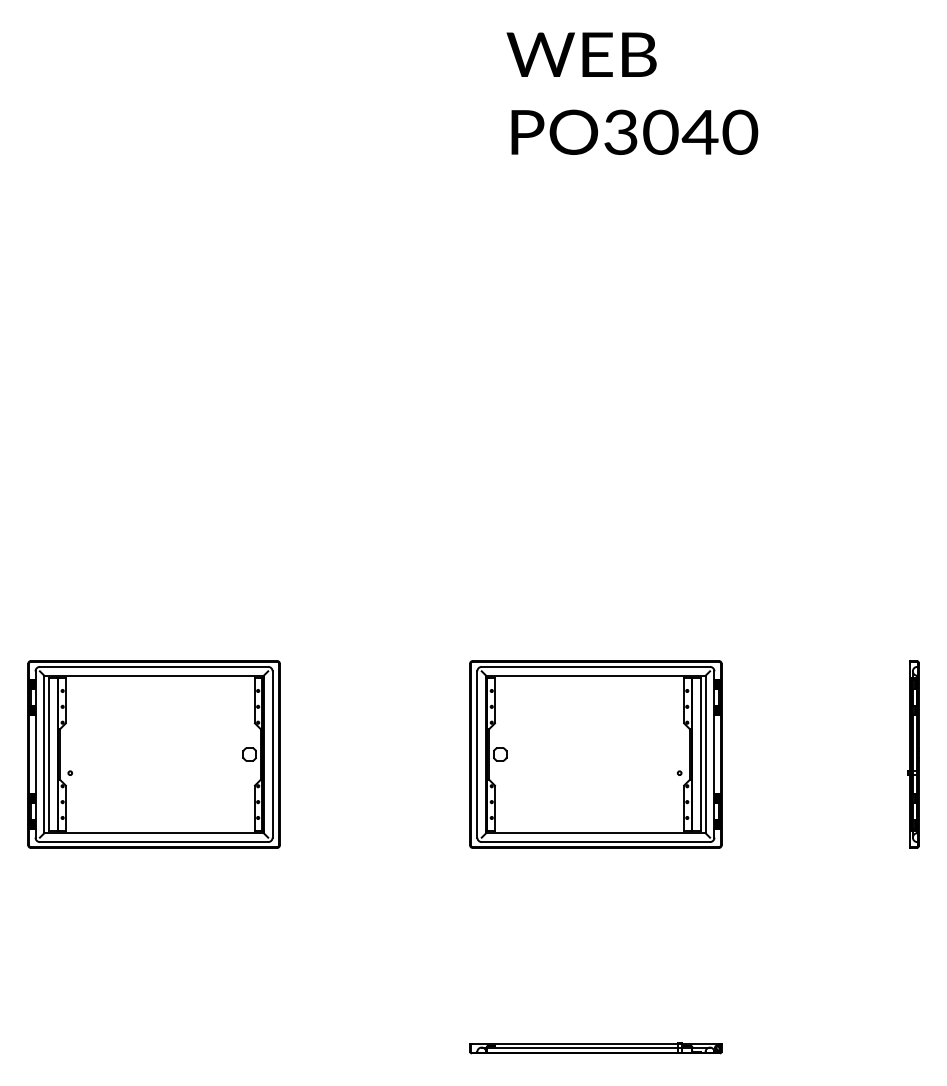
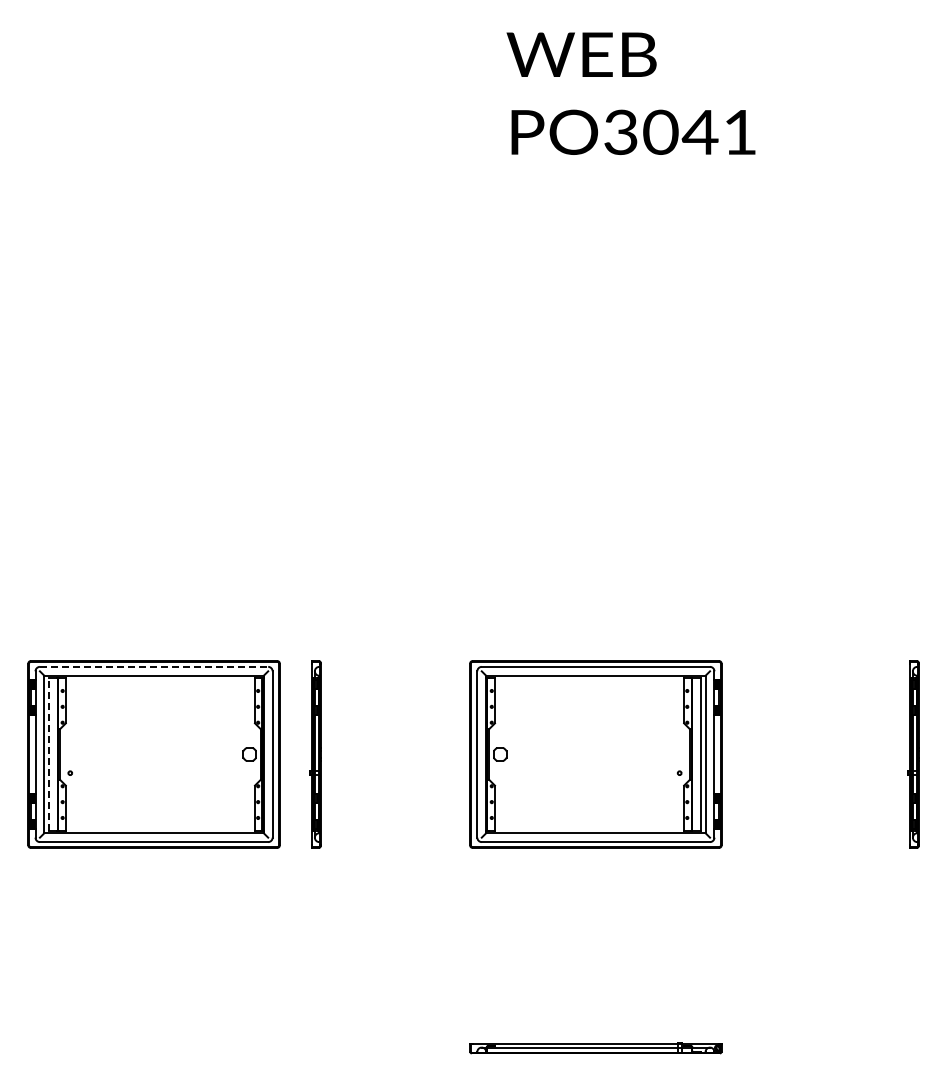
text: PO3040 -> PO3041 (740, 131)
line: solid -> dashed (154, 666)
line: solid -> dashed (49, 753)
part: none -> present (315, 754)
